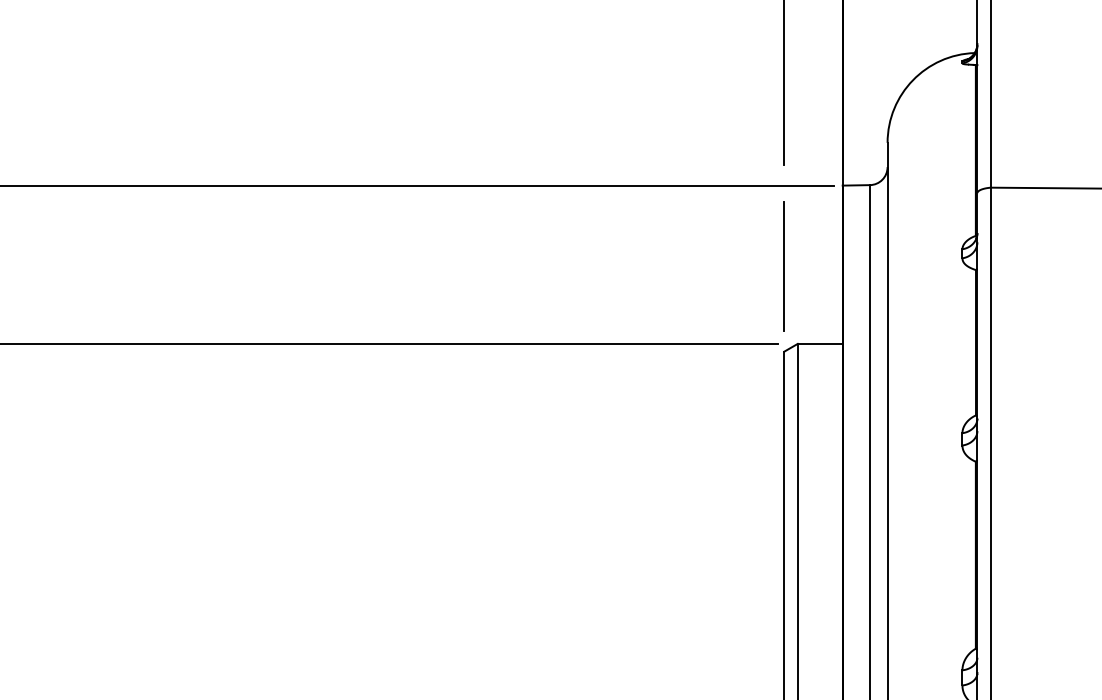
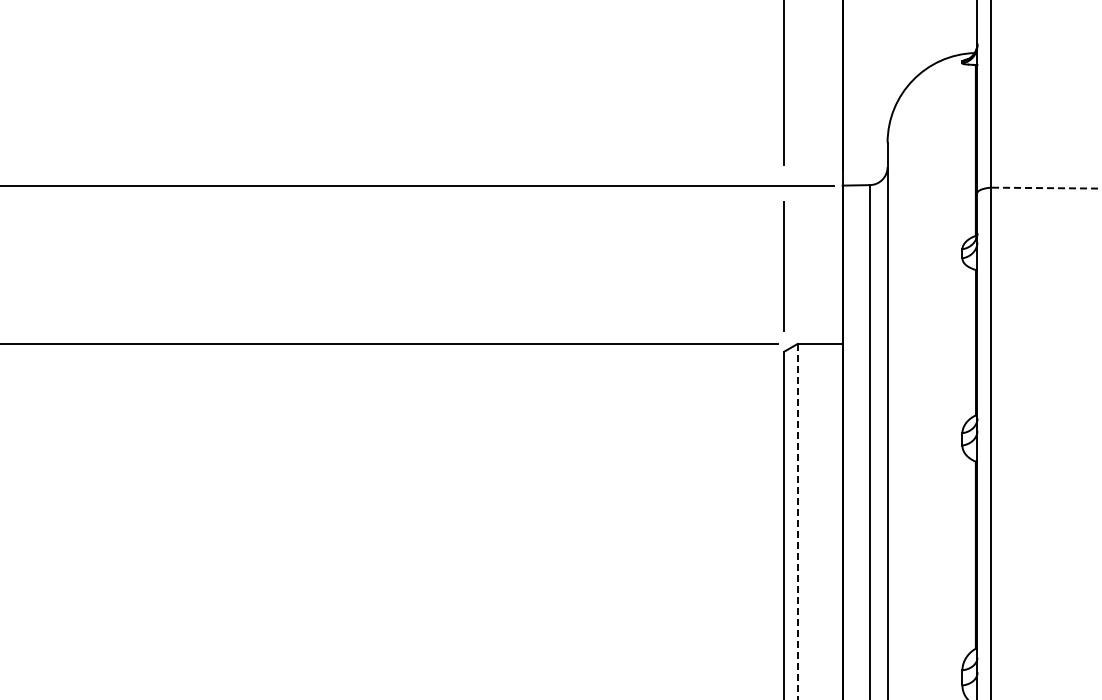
line: solid -> dashed (1045, 188)
line: solid -> dashed (797, 521)
